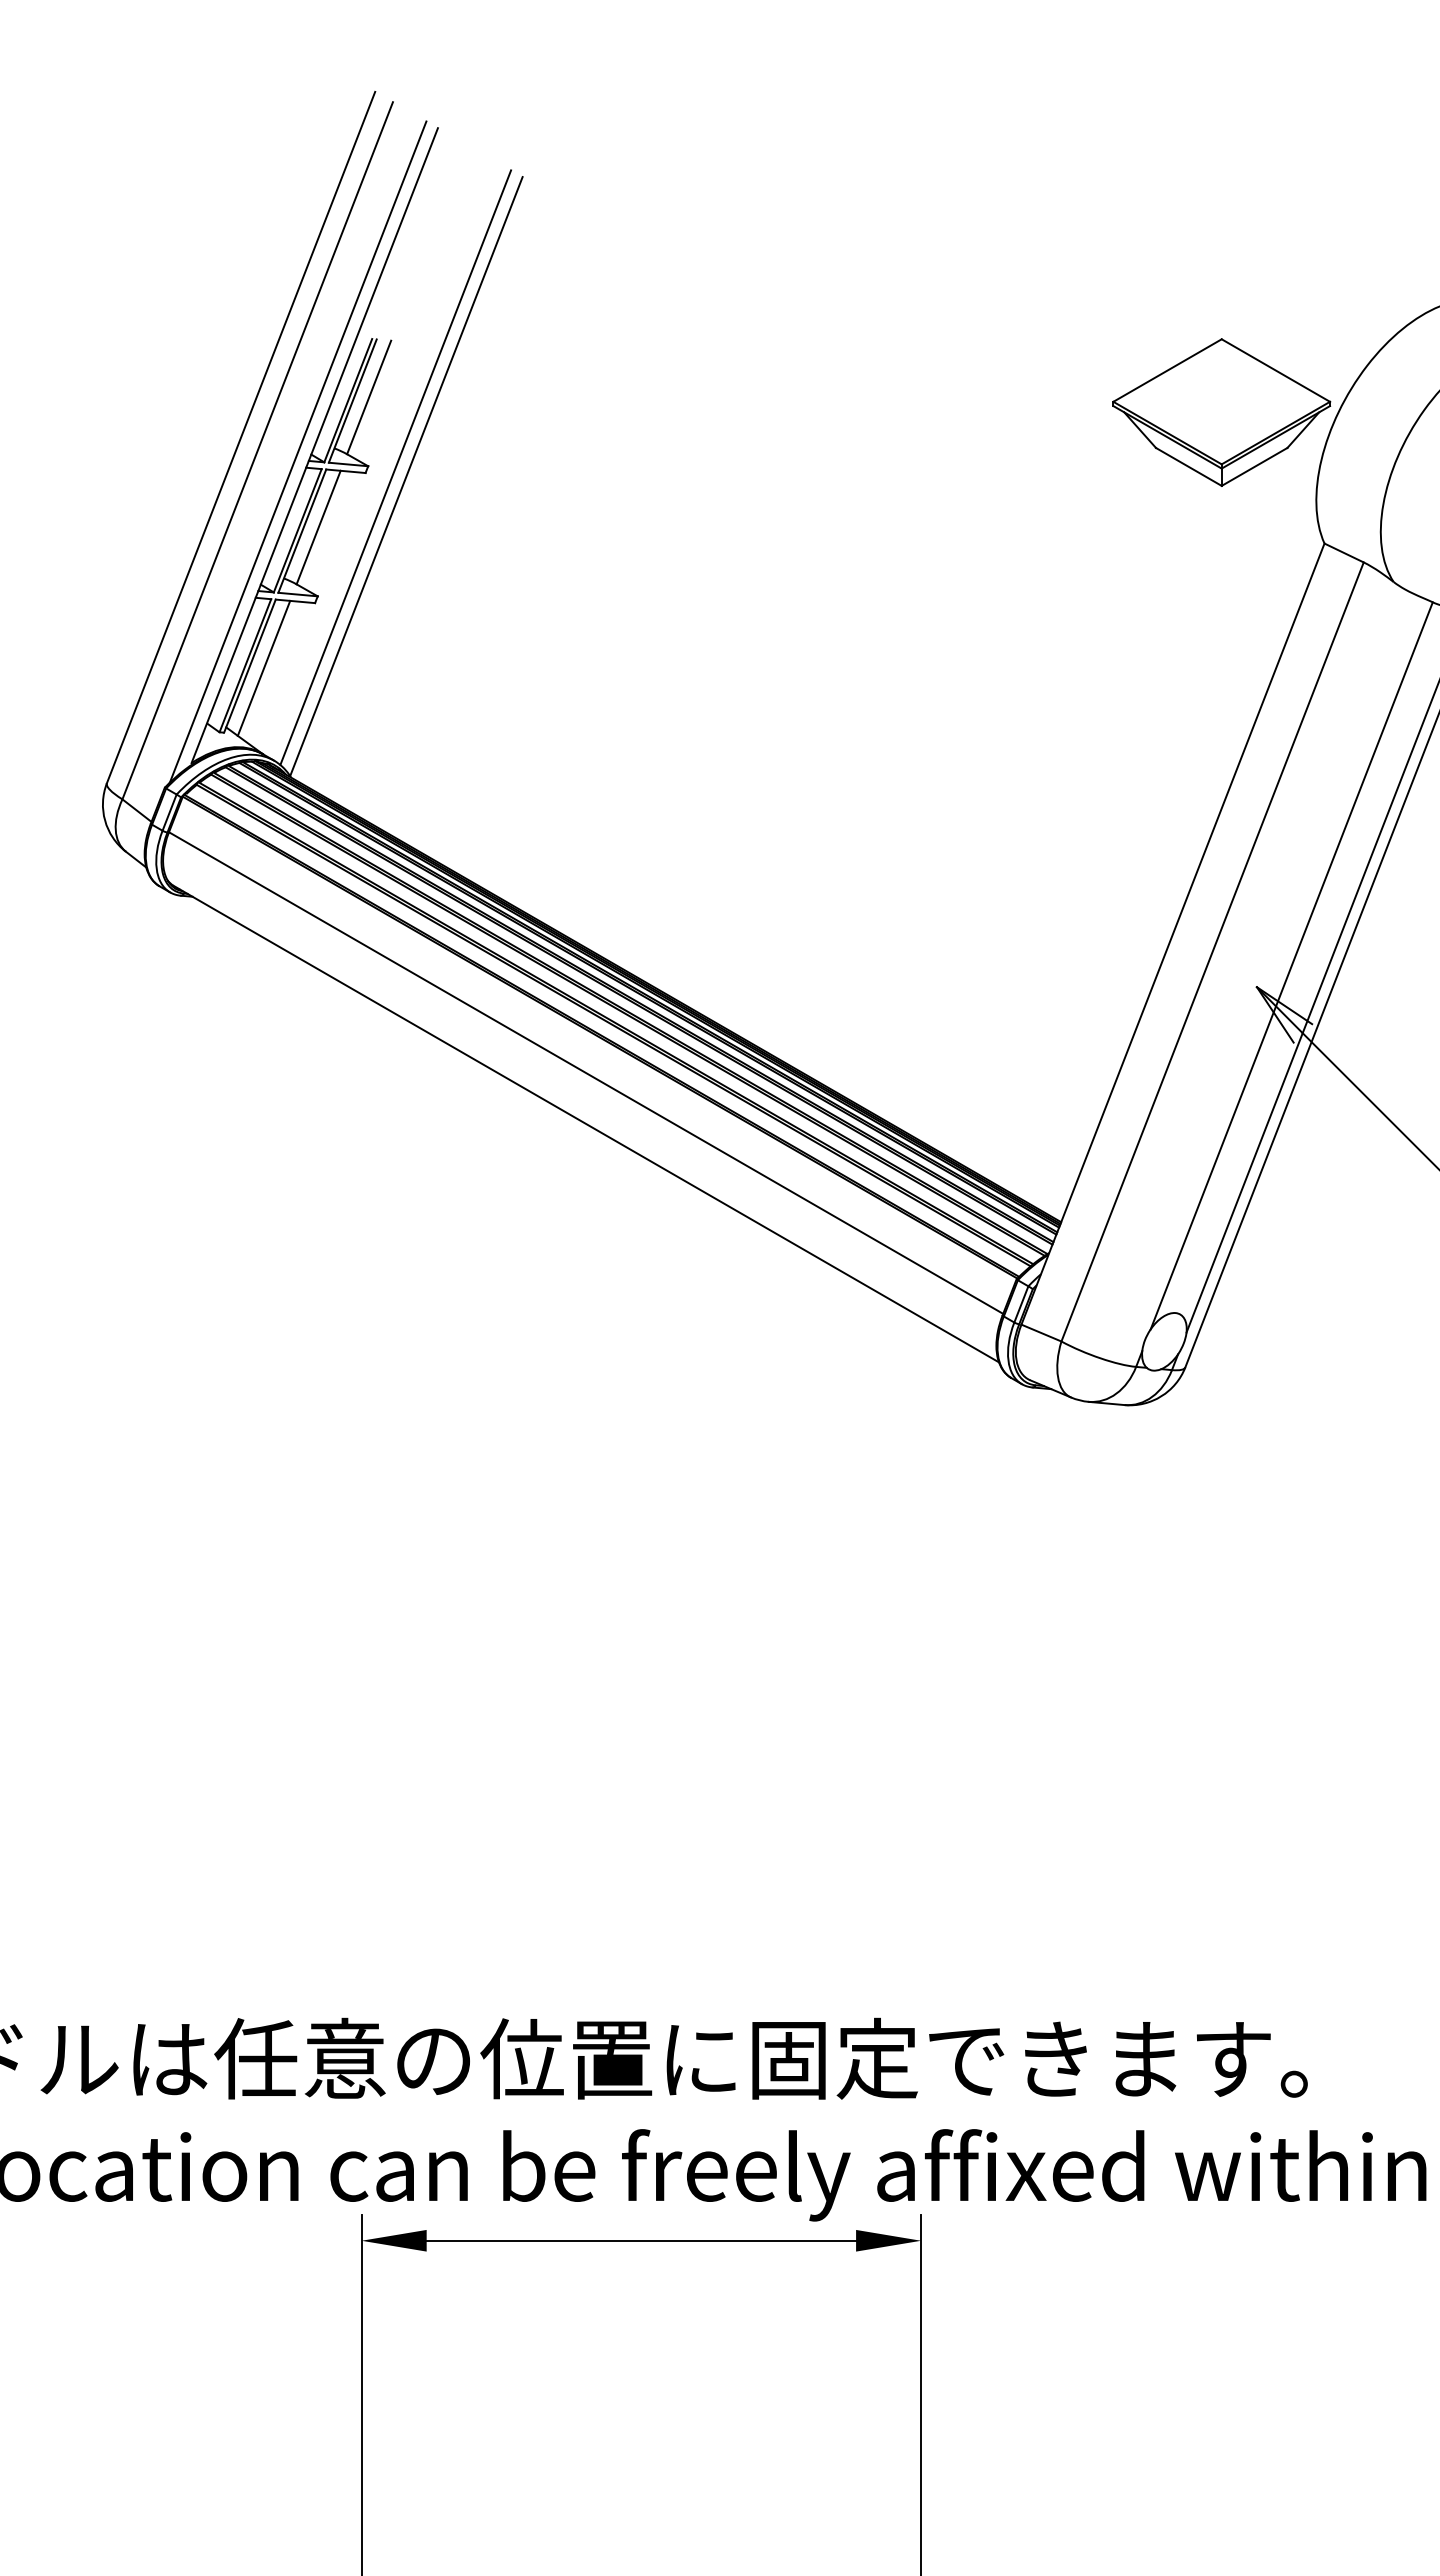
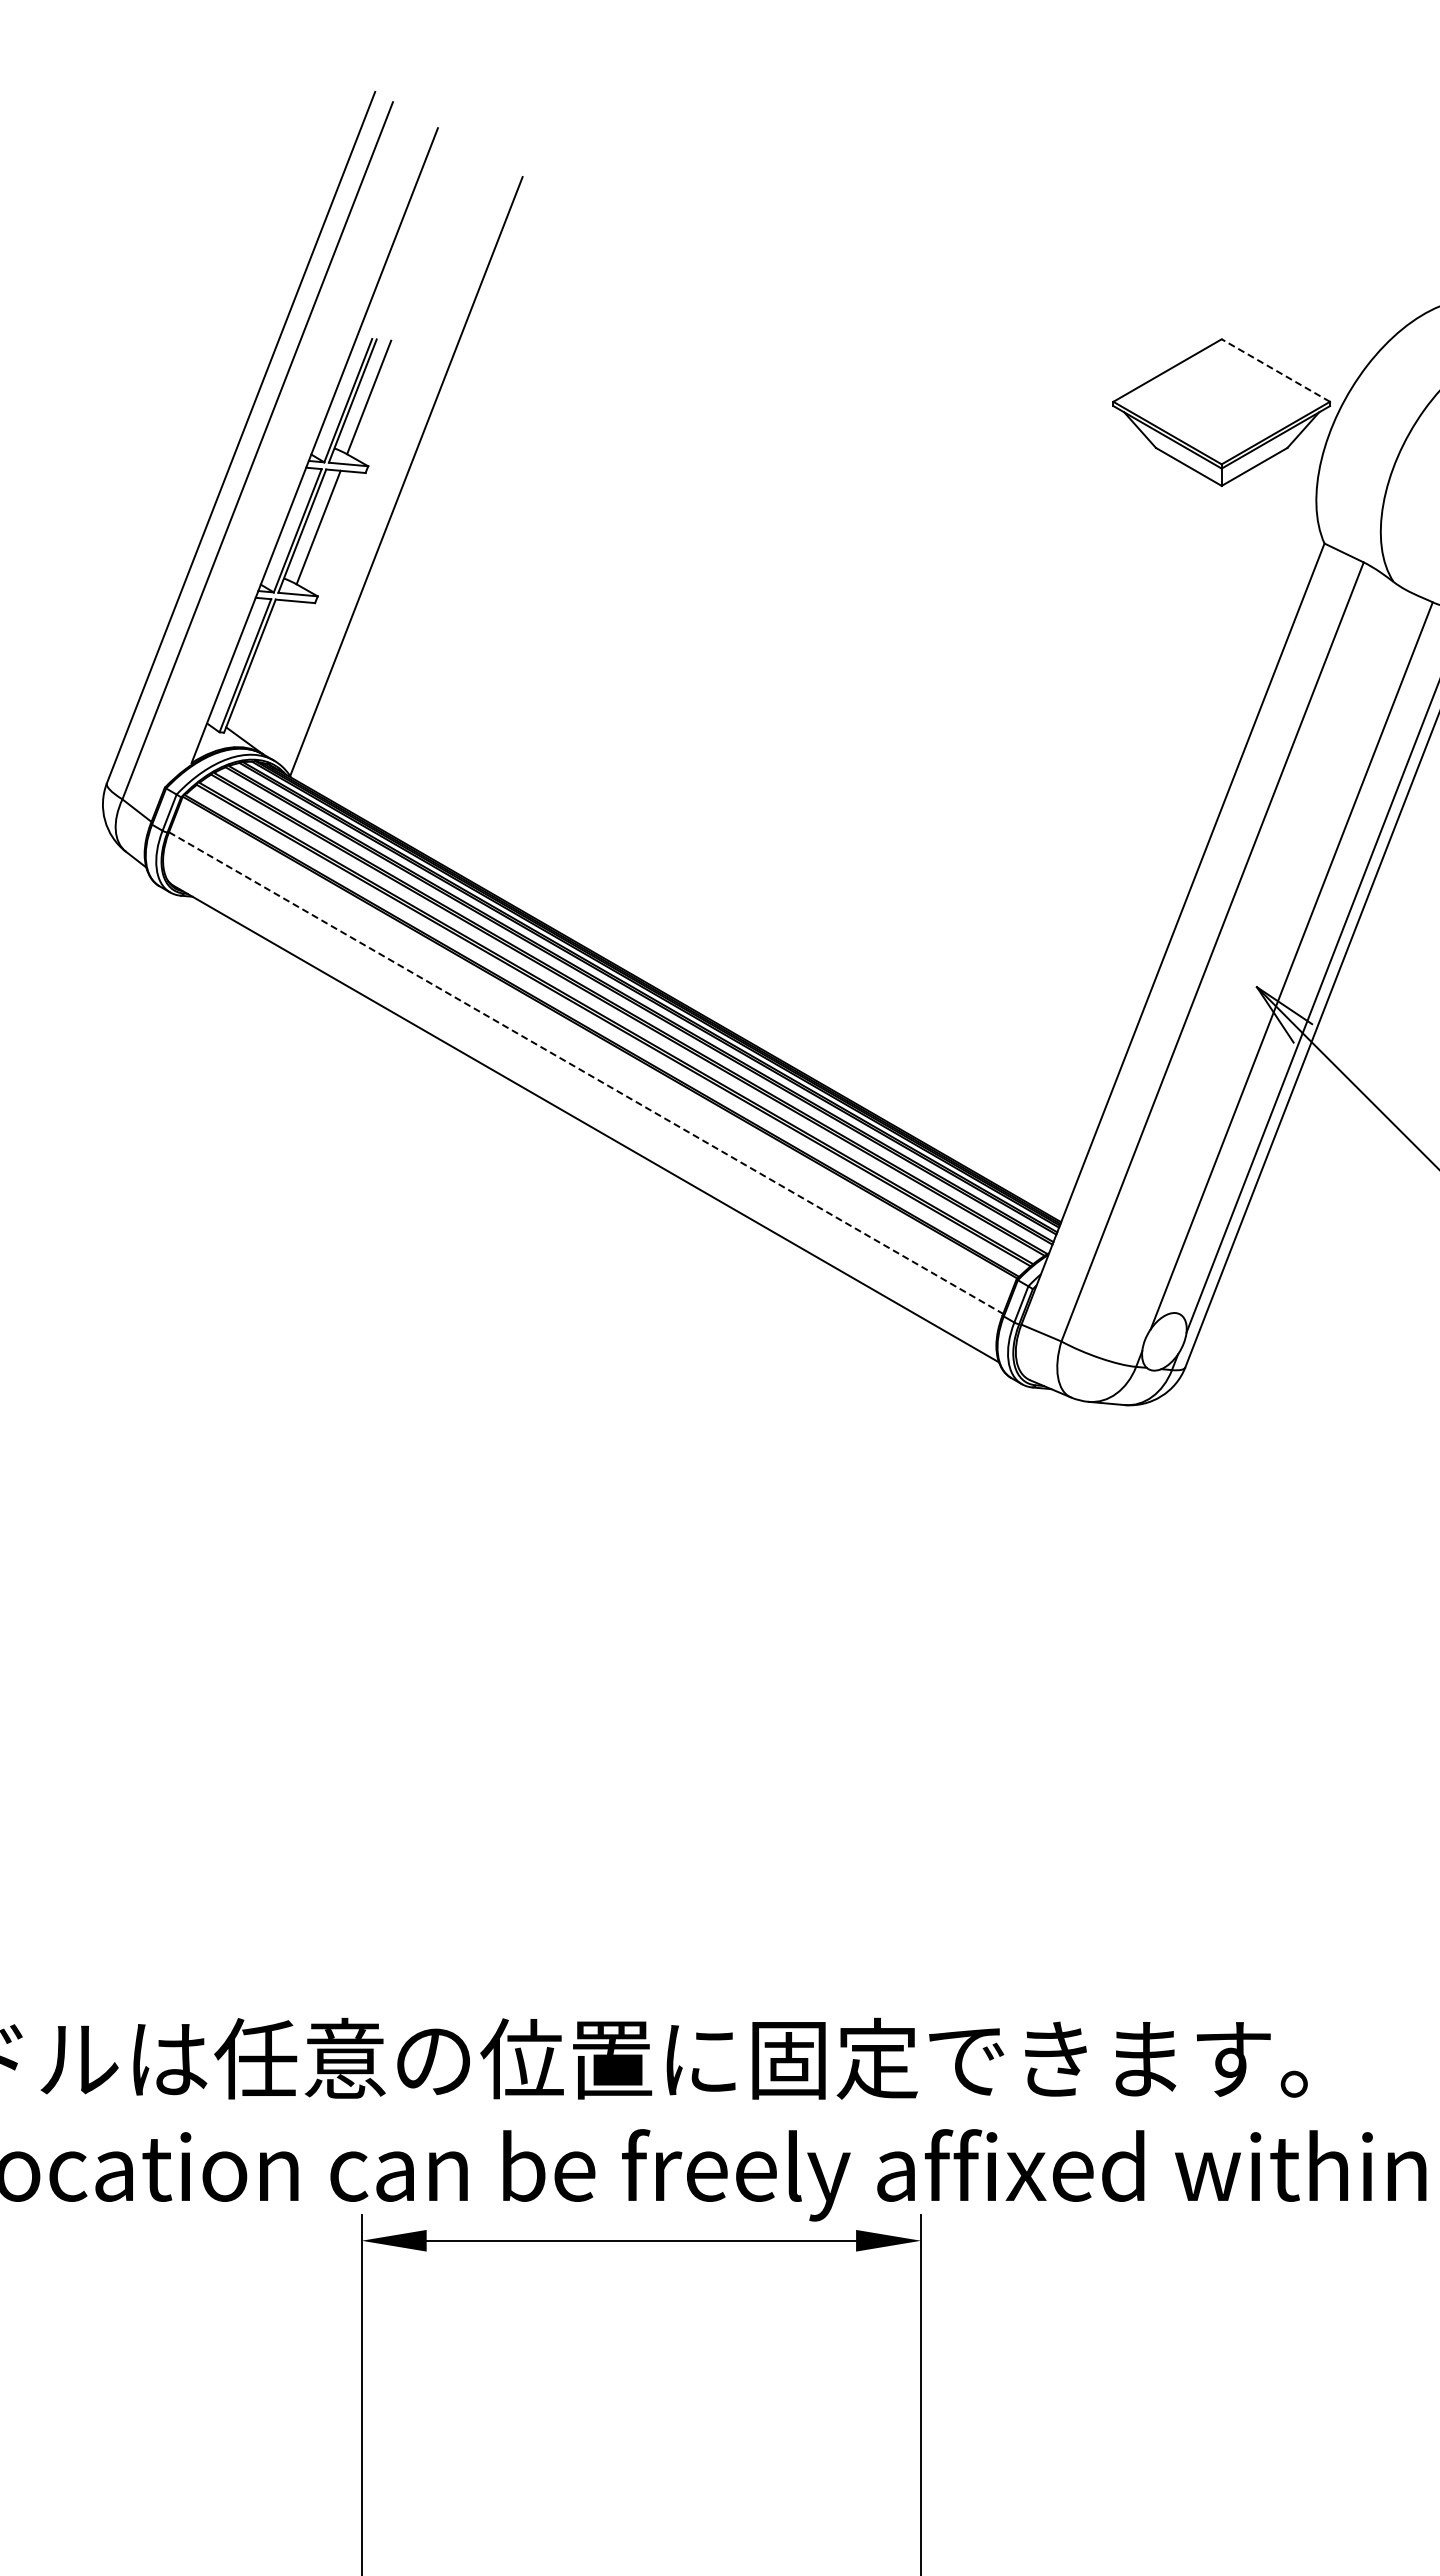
line: solid -> dashed (1275, 370)
line: present -> none (297, 451)
line: present -> none (395, 467)
line: present -> none (263, 667)
line: solid -> dashed (586, 1073)
